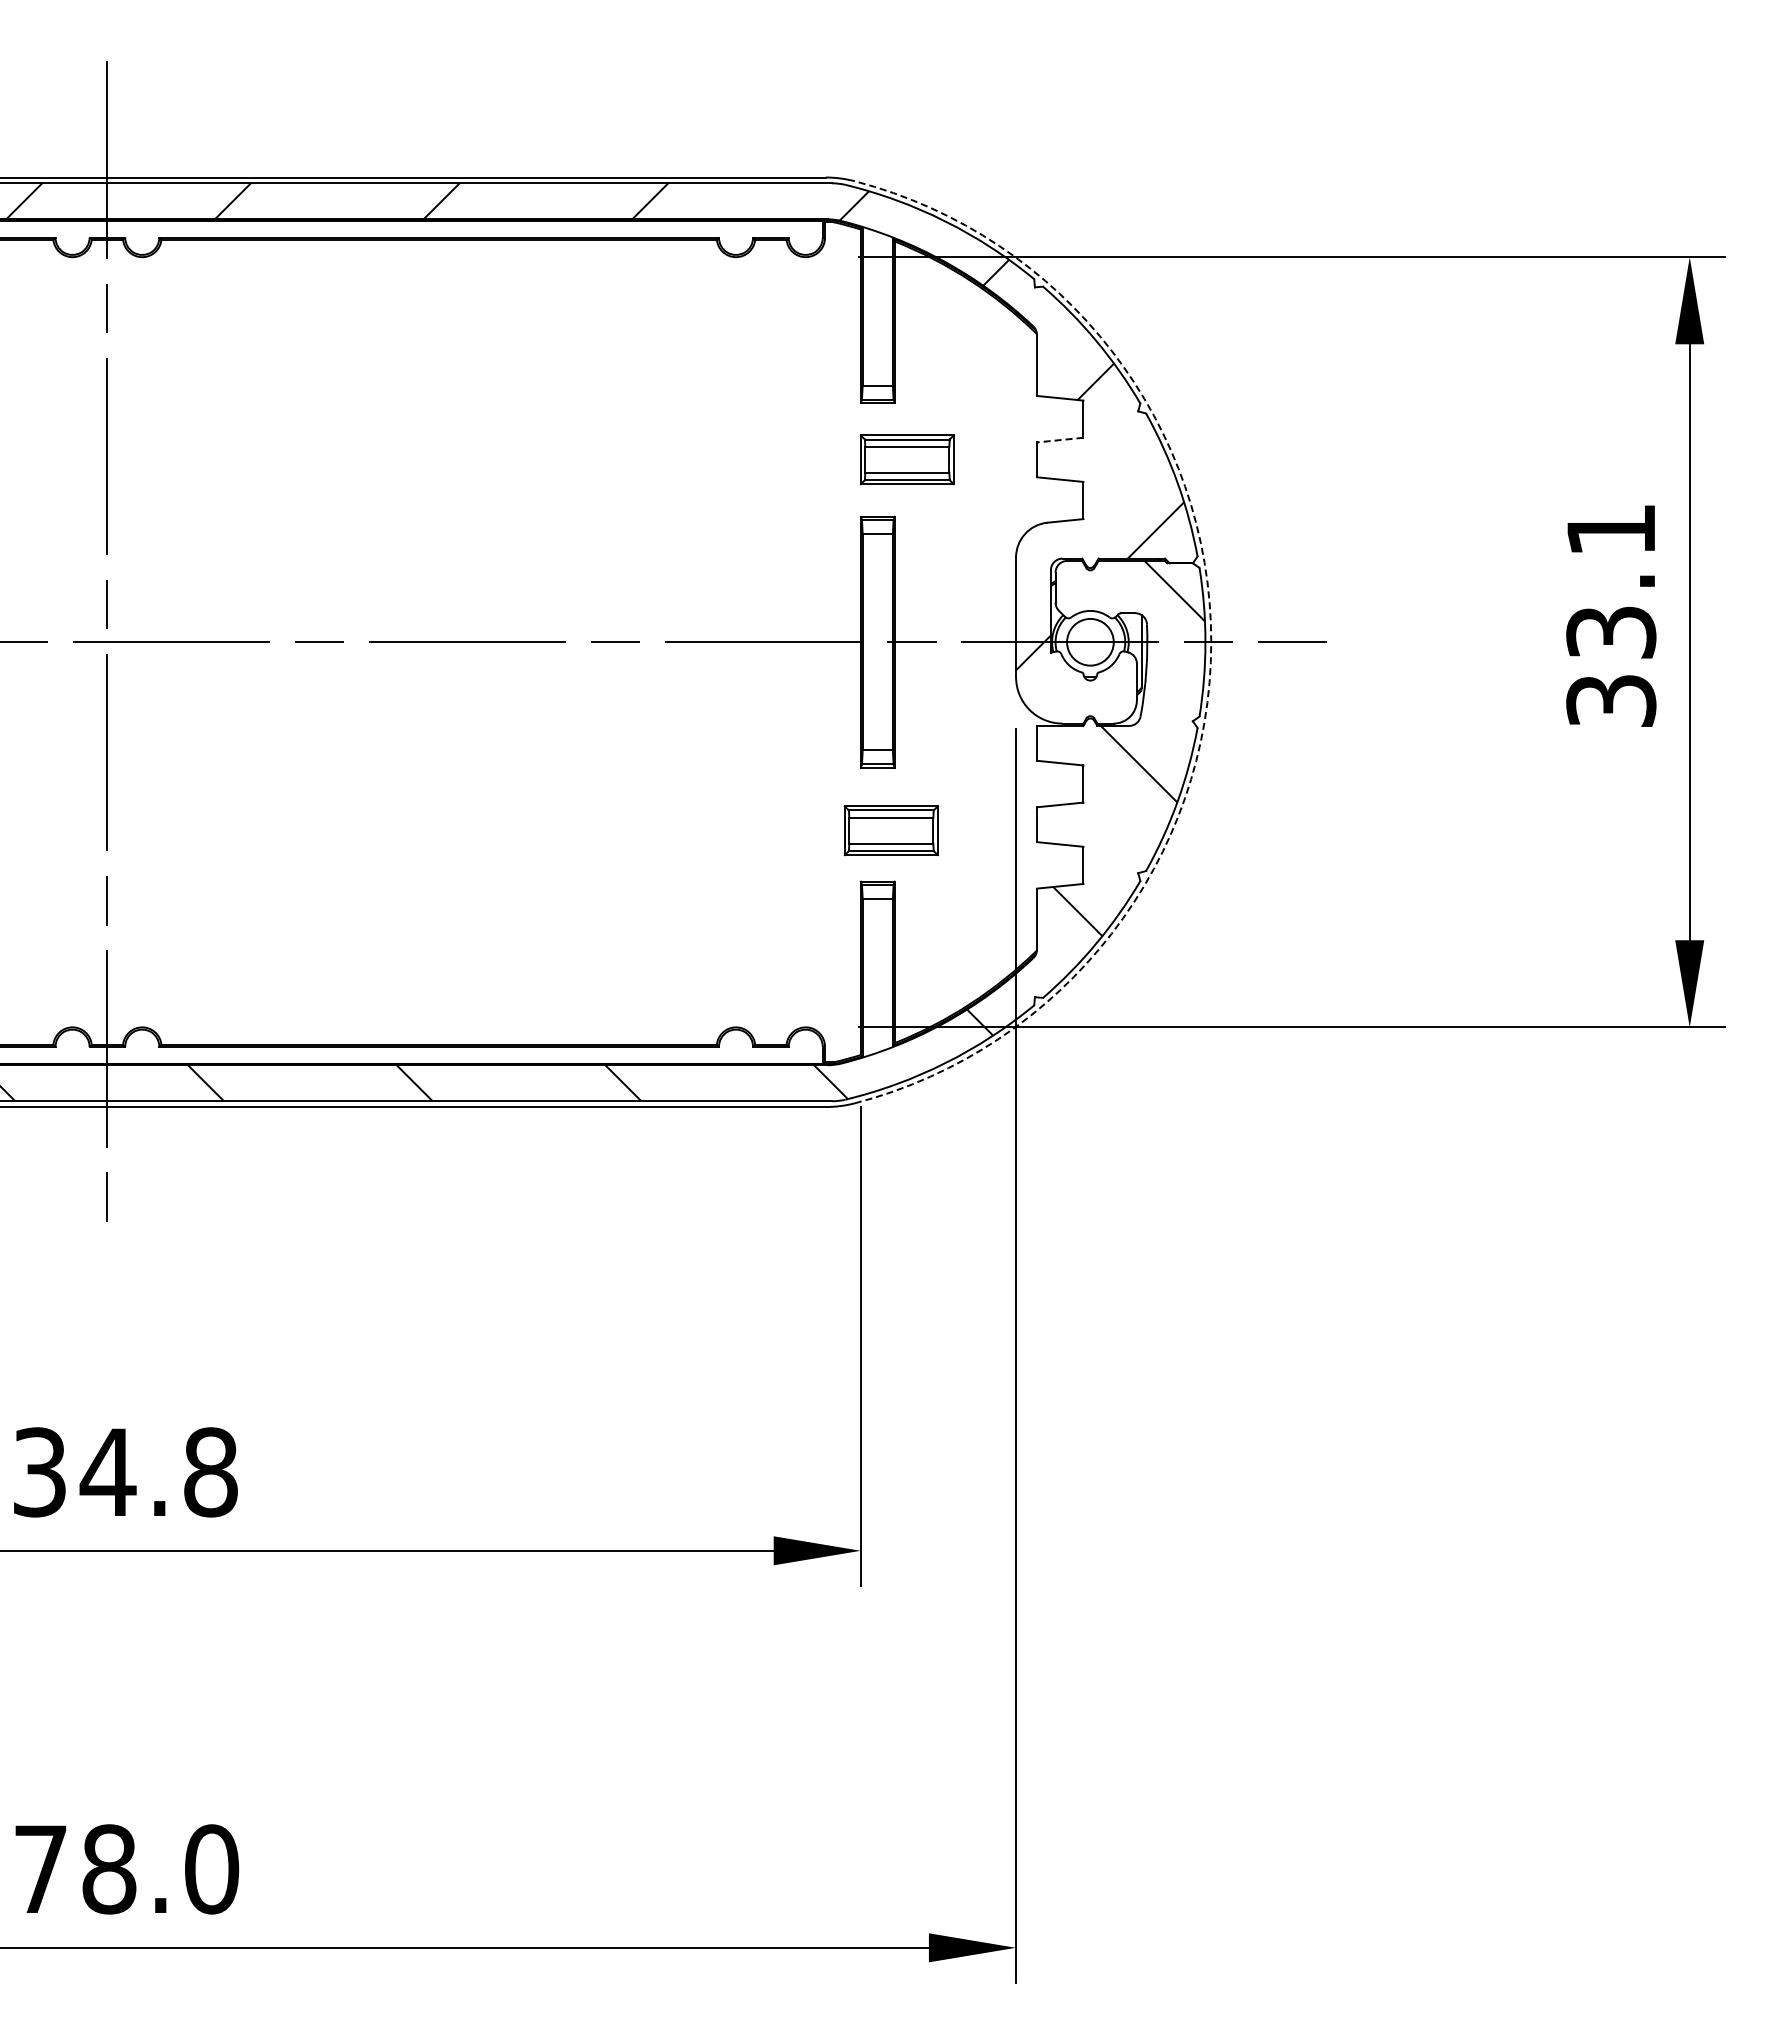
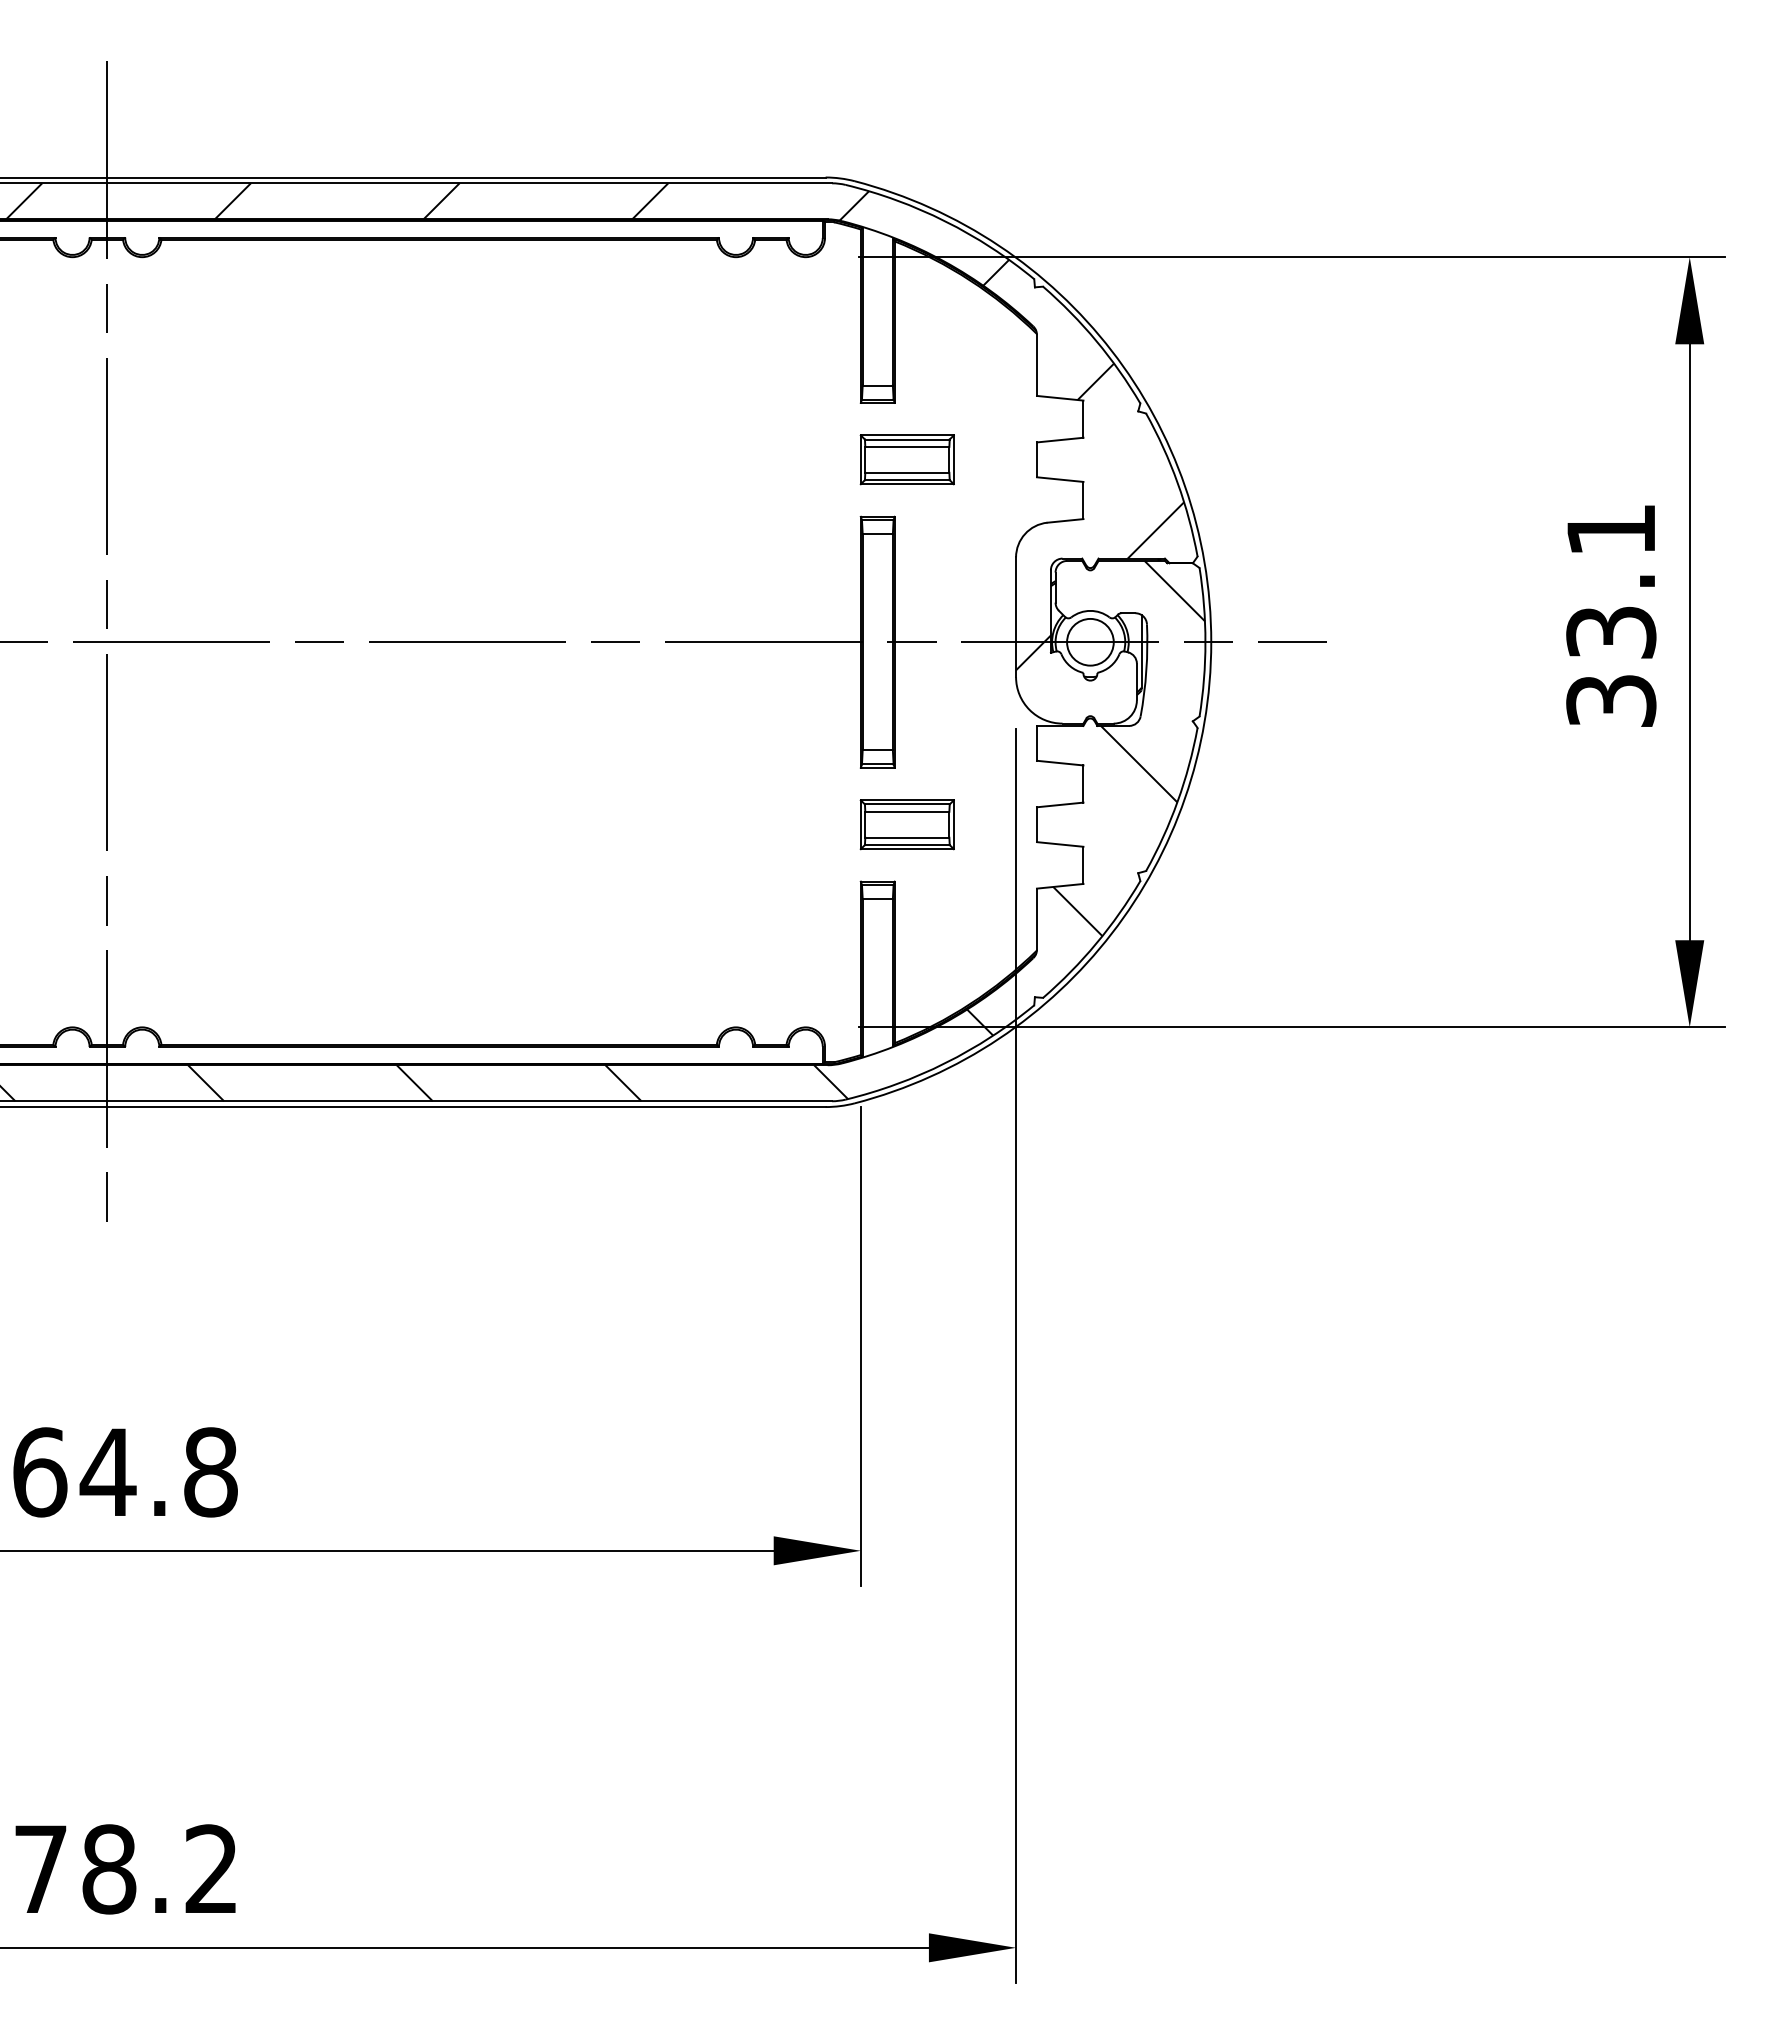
line: dashed -> solid (1059, 440)
arc: dashed -> solid (1211, 642)
part position: (890, 830) -> (906, 824) (906, 824)
text: 34.8 -> 64.8 (40, 1472)
text: 78.0 -> 78.2 (212, 1869)
